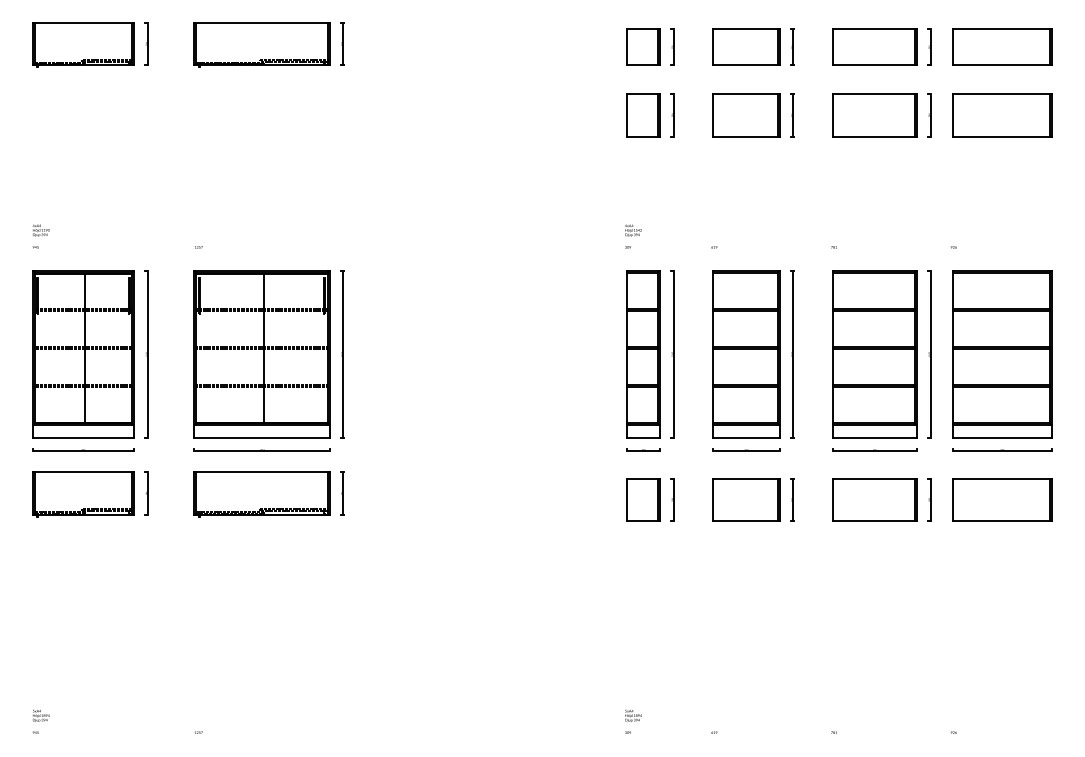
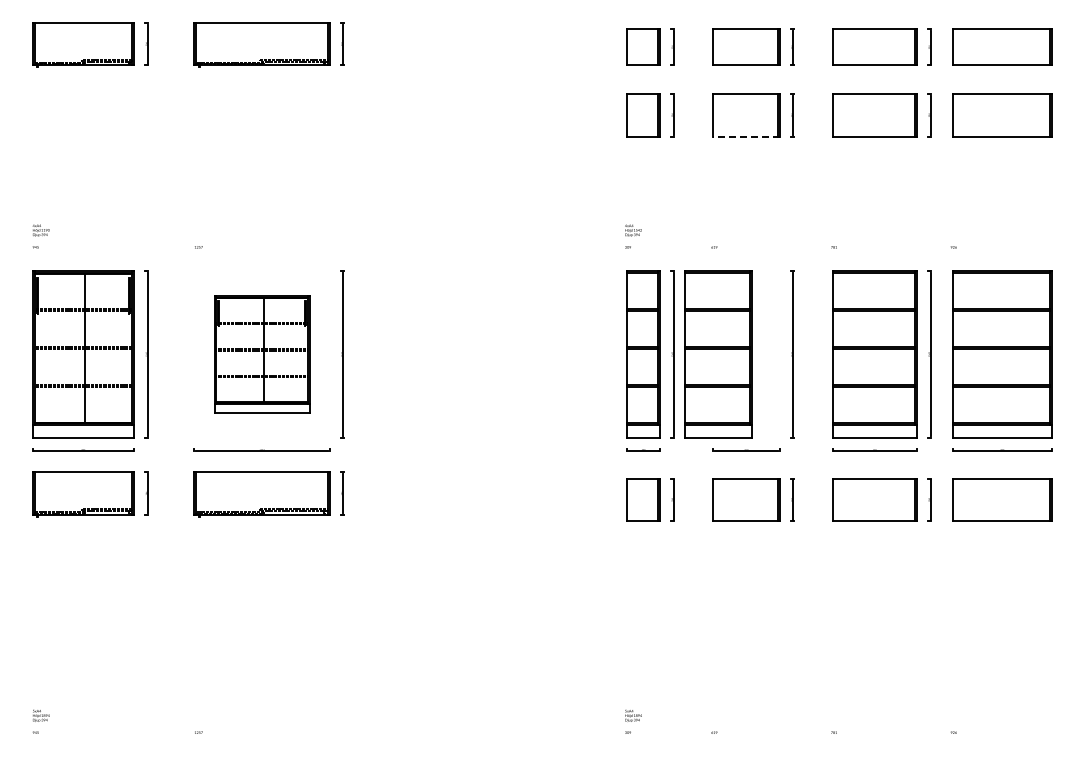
line: solid -> dashed (746, 136)
part size: 138x169 px -> 97x119 px (262, 354)
part position: (746, 354) -> (718, 354) (718, 354)
